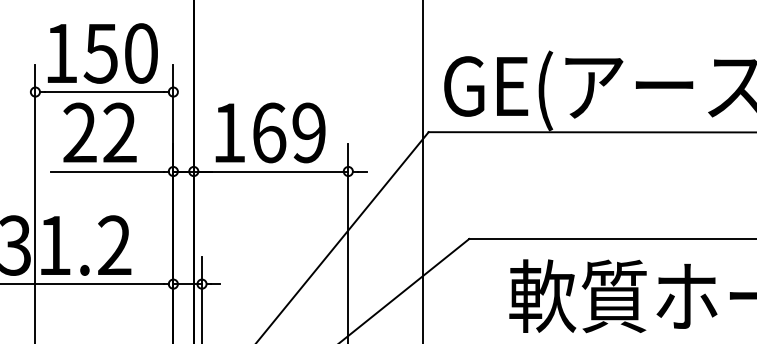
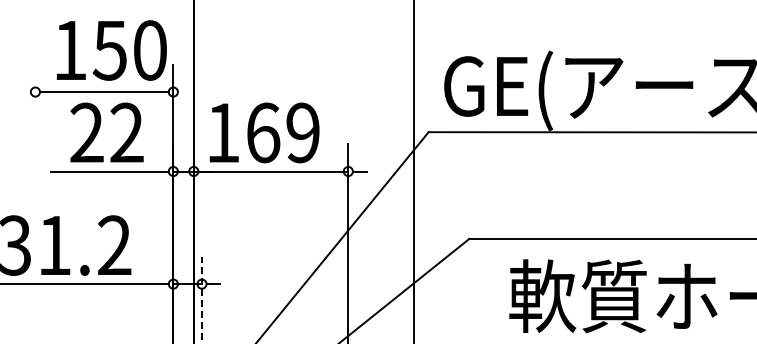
text position: (102, 53) -> (111, 50) (111, 50)
text position: (99, 132) -> (106, 132) (106, 132)
text position: (270, 132) -> (264, 132) (264, 132)
line position: (423, 171) -> (414, 171) (414, 171)
line: present -> none (35, 202)
line: solid -> dashed (202, 299)
